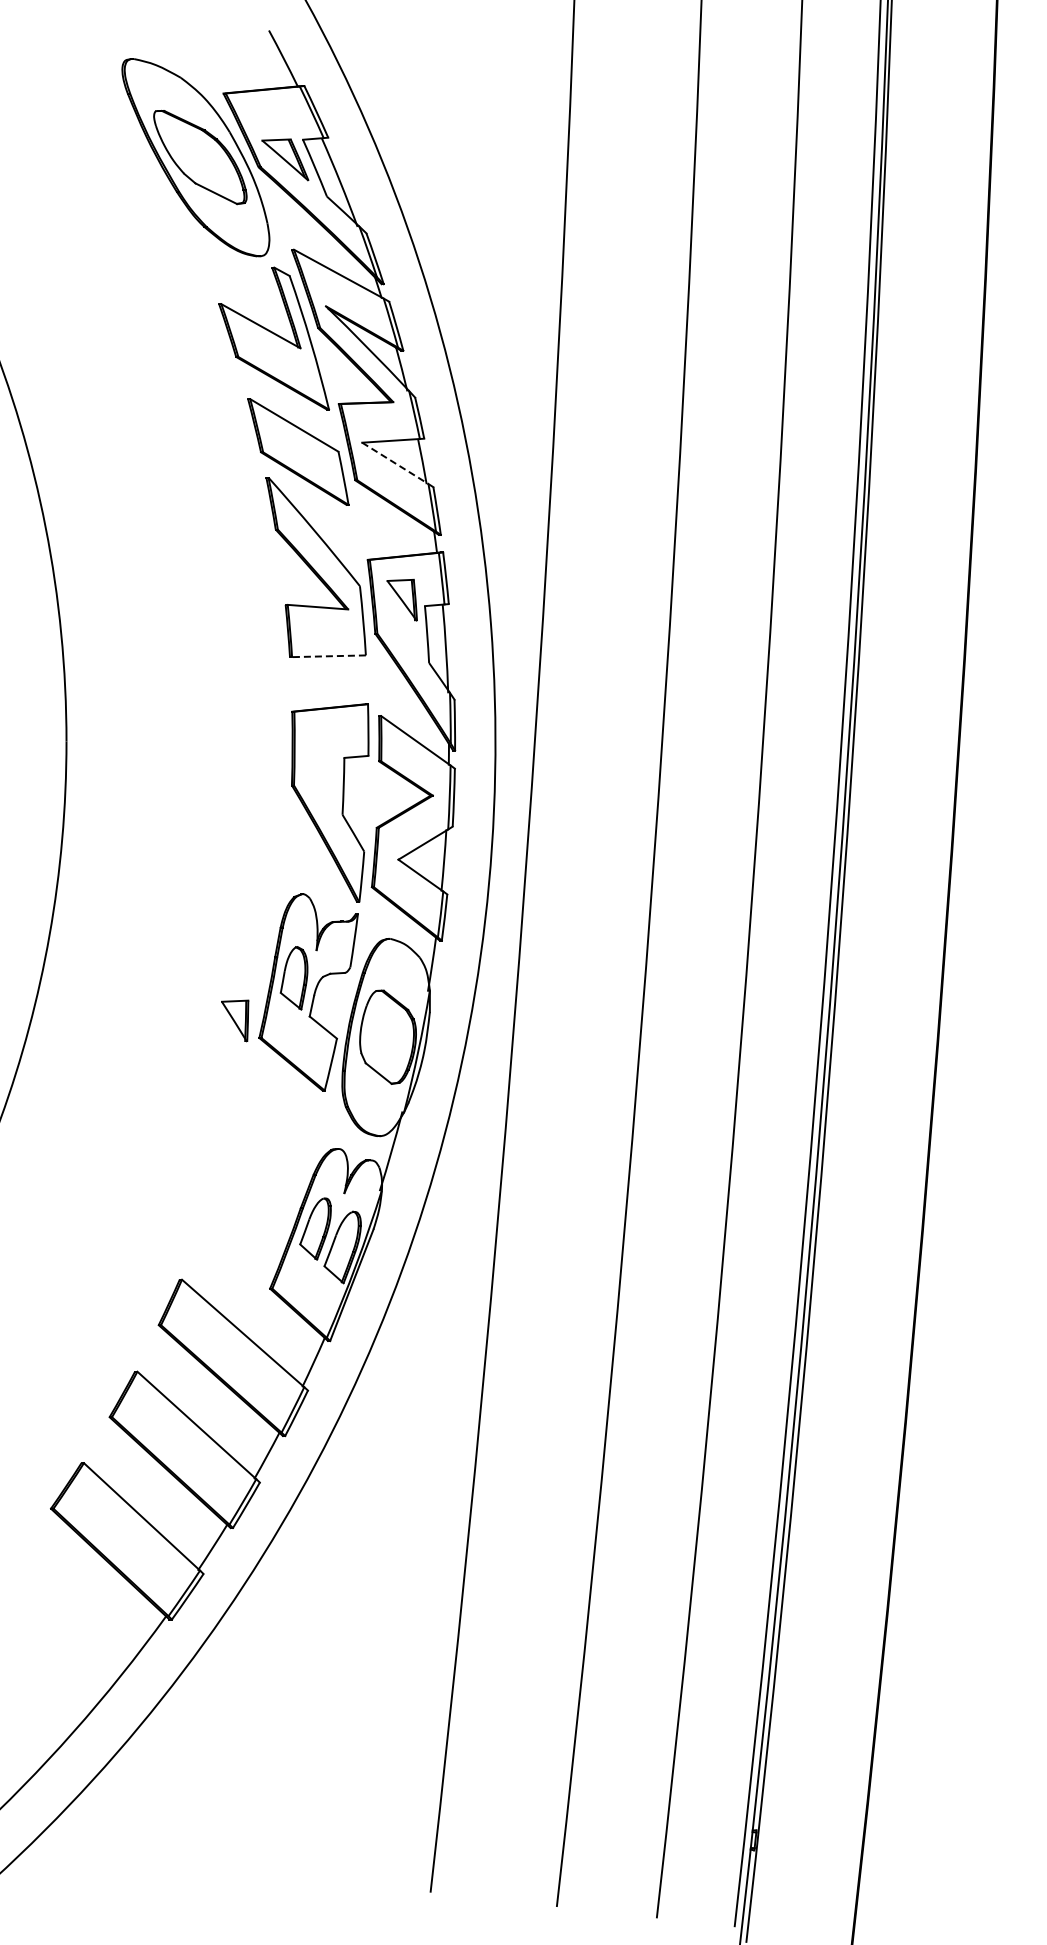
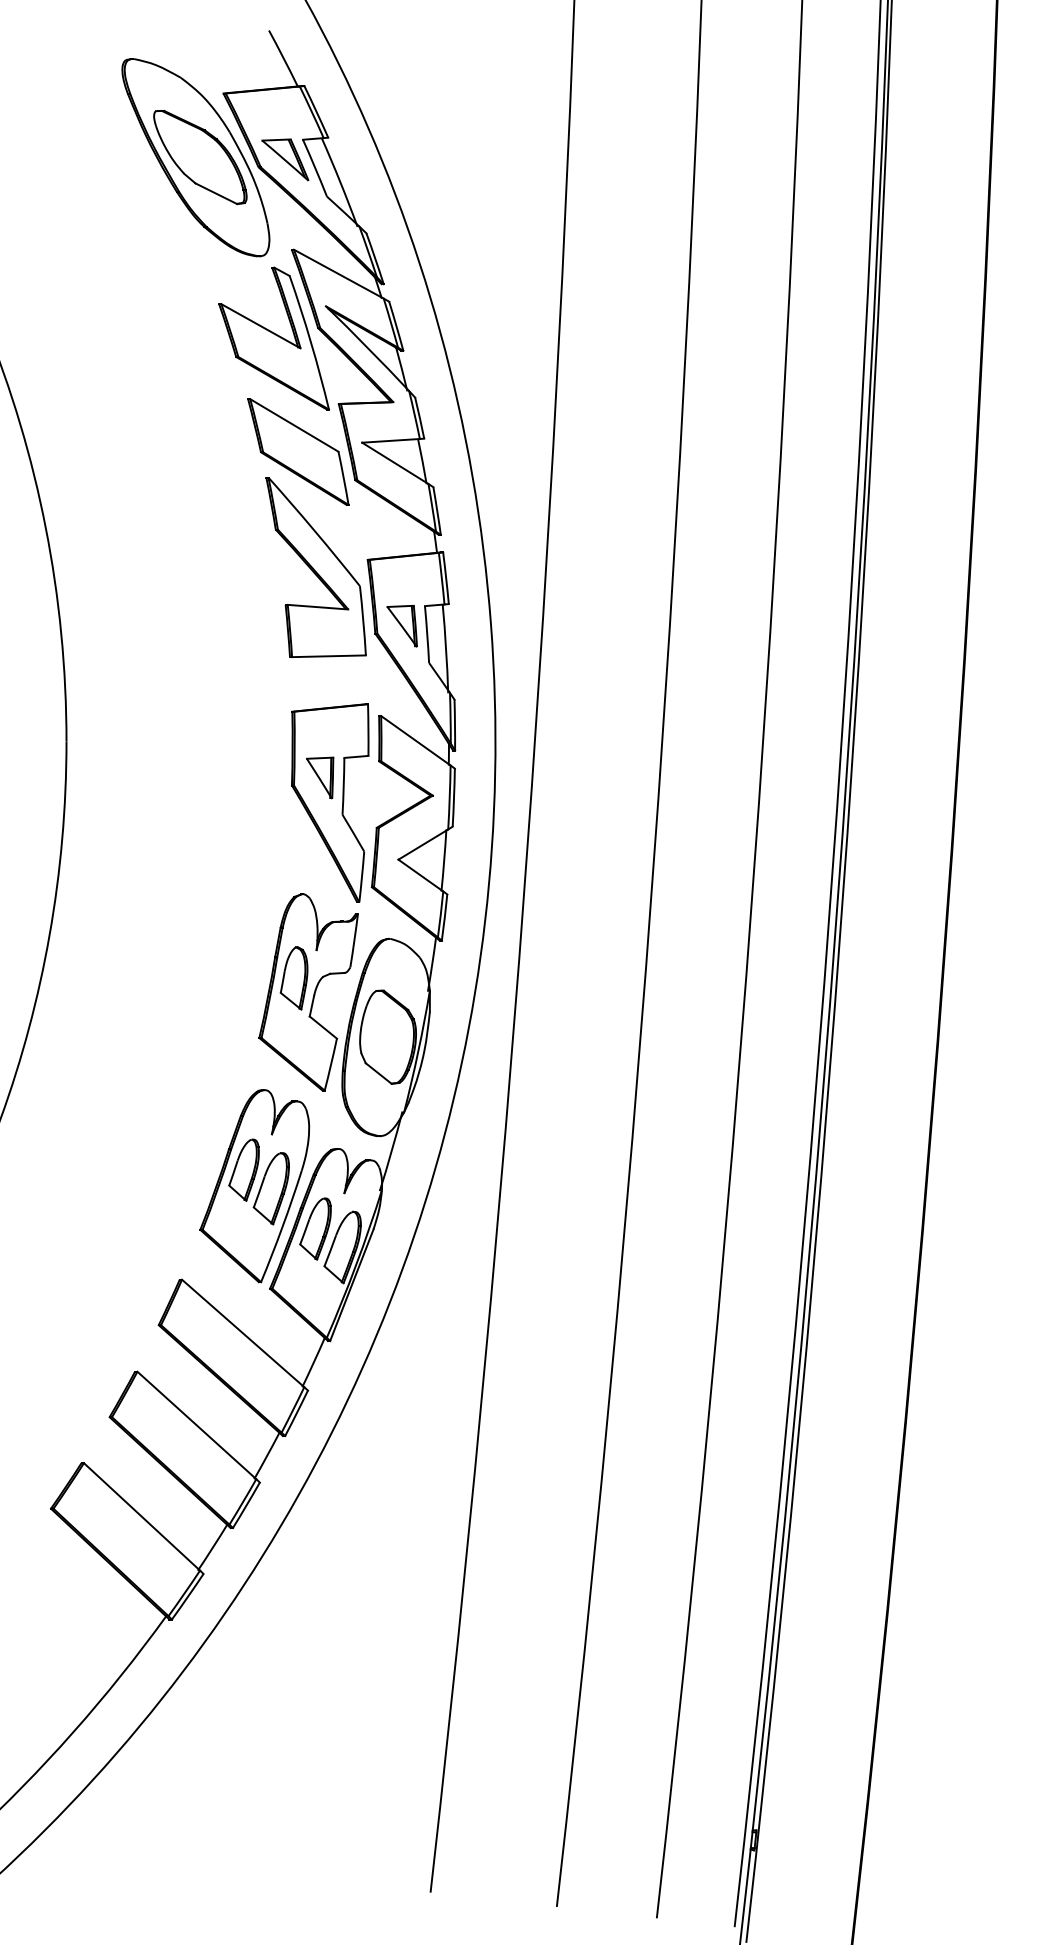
line: dashed -> solid (395, 463)
part position: (401, 599) -> (401, 625) (401, 625)
line: dashed -> solid (328, 656)
part position: (235, 1020) -> (320, 777) (320, 777)
part: none -> present (254, 1186)
